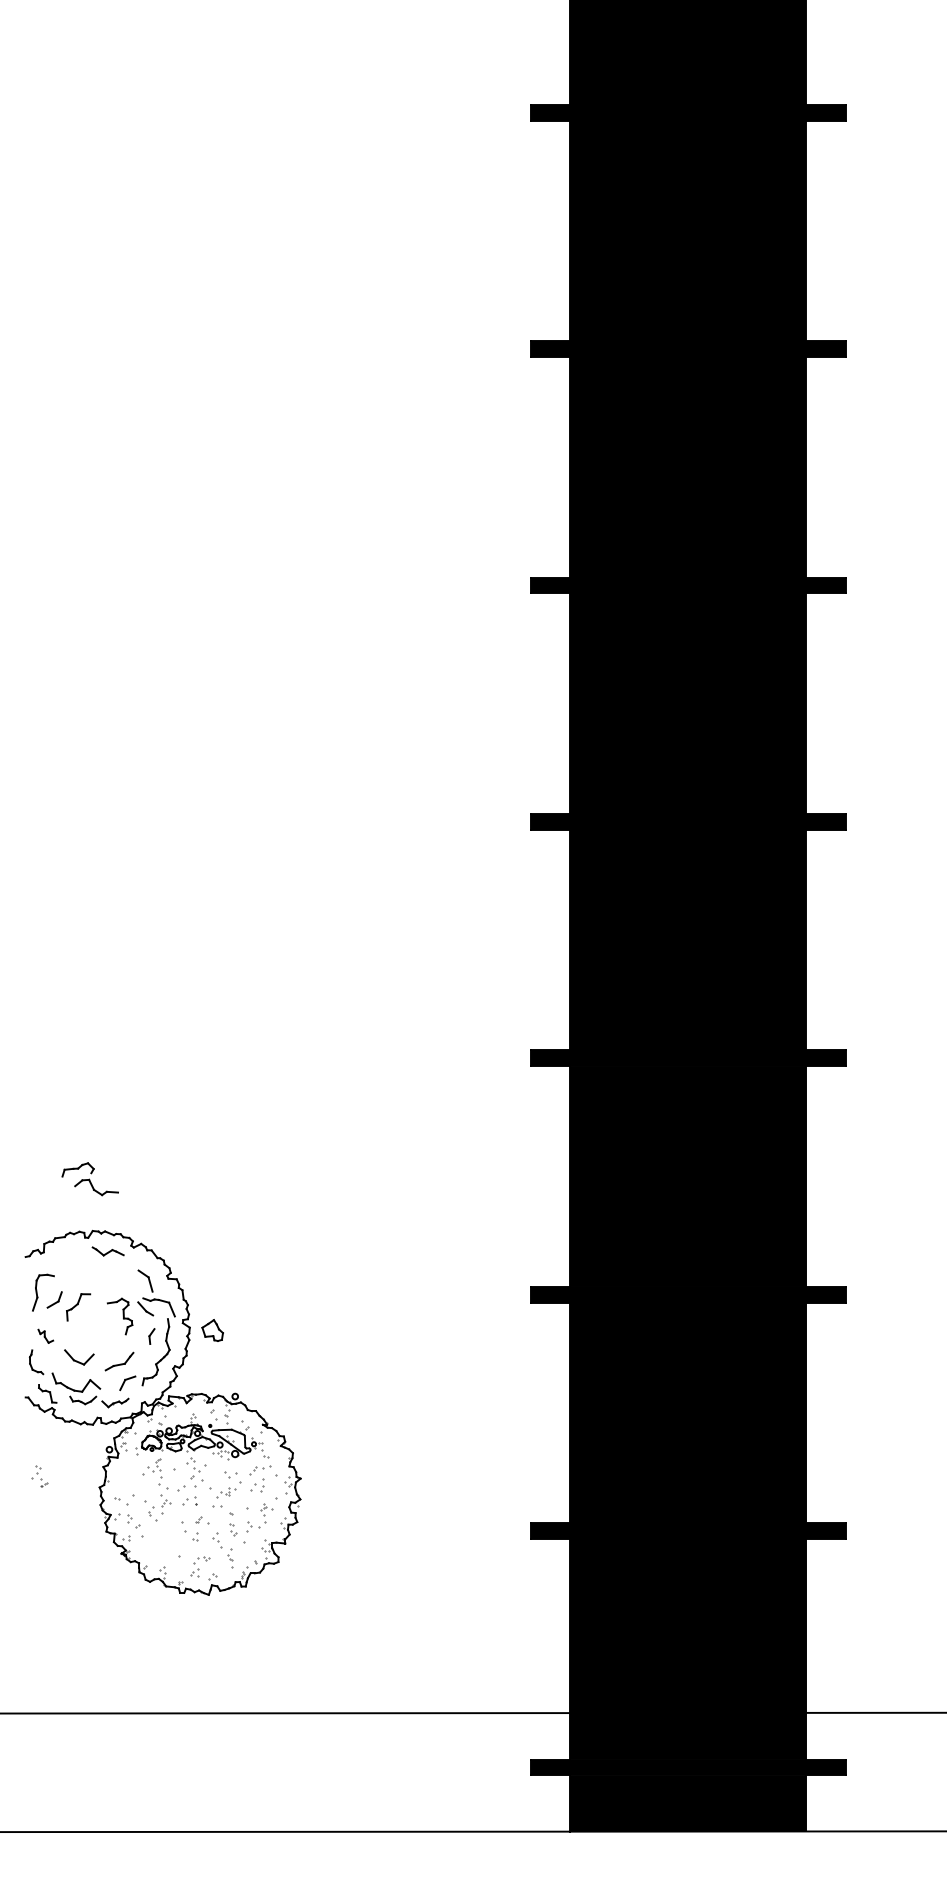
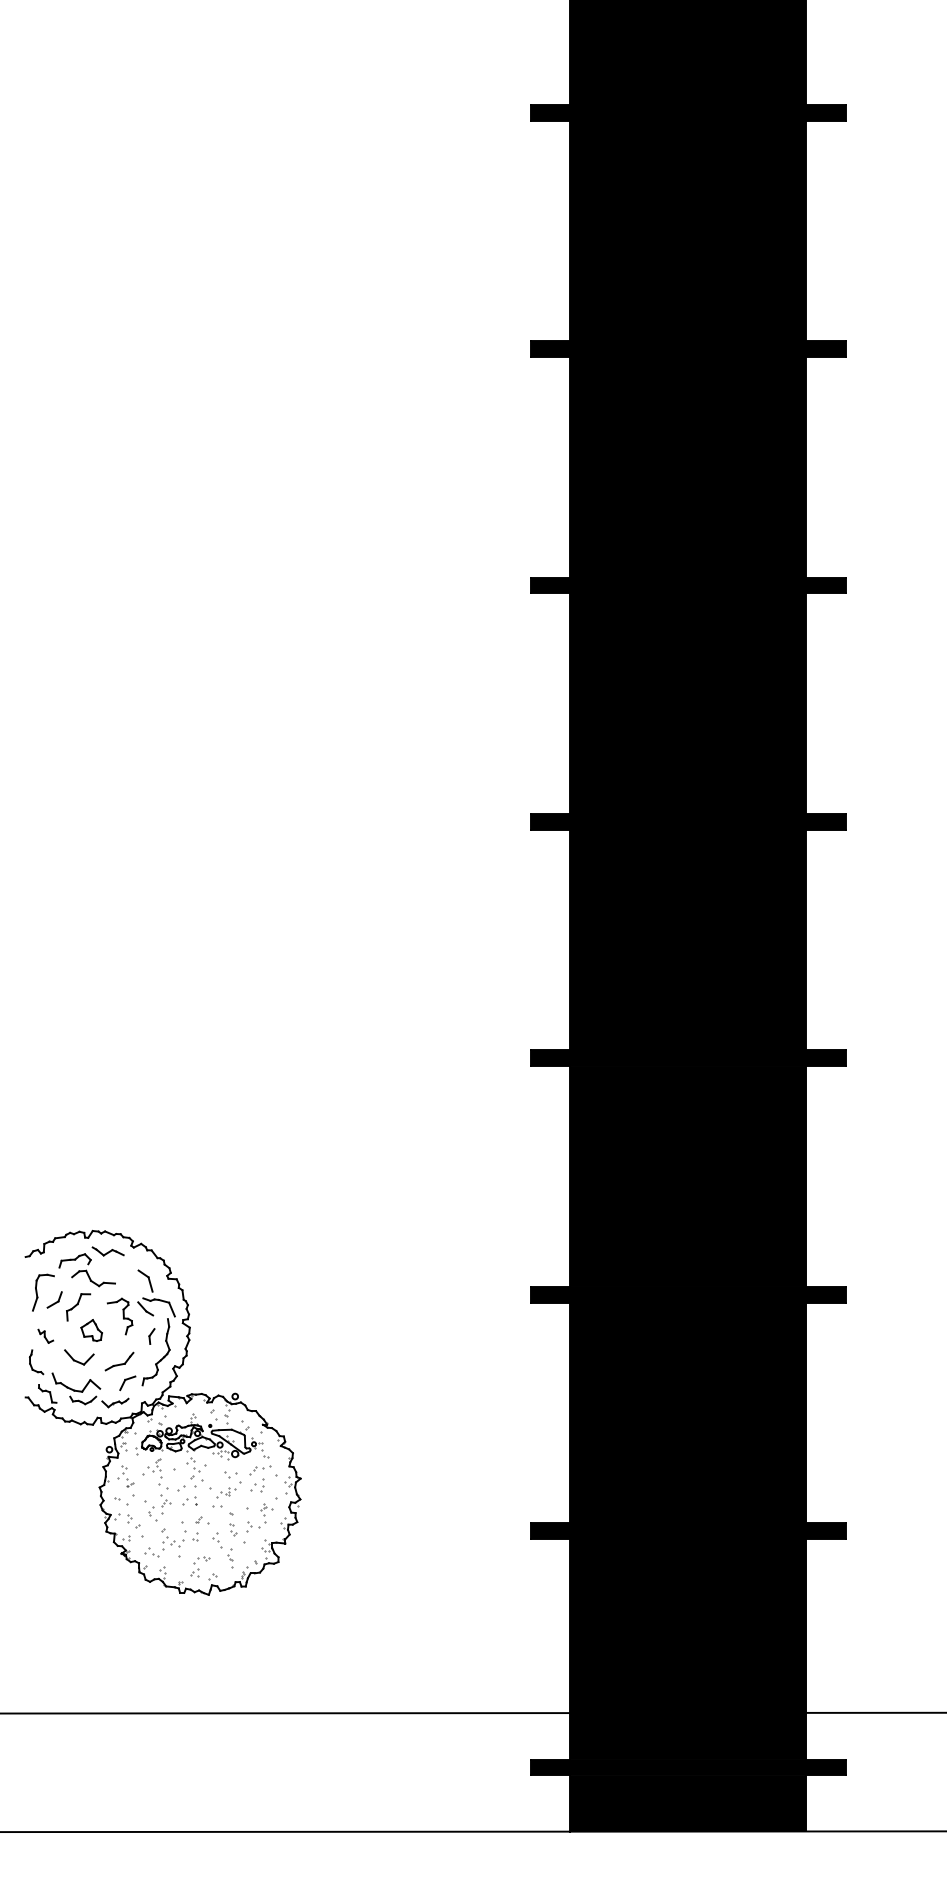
part position: (89, 1179) -> (86, 1270) (86, 1270)
part position: (212, 1330) -> (91, 1330) (91, 1330)
part position: (39, 1476) -> (125, 1476) (125, 1476)
part: none -> present (164, 1542)
